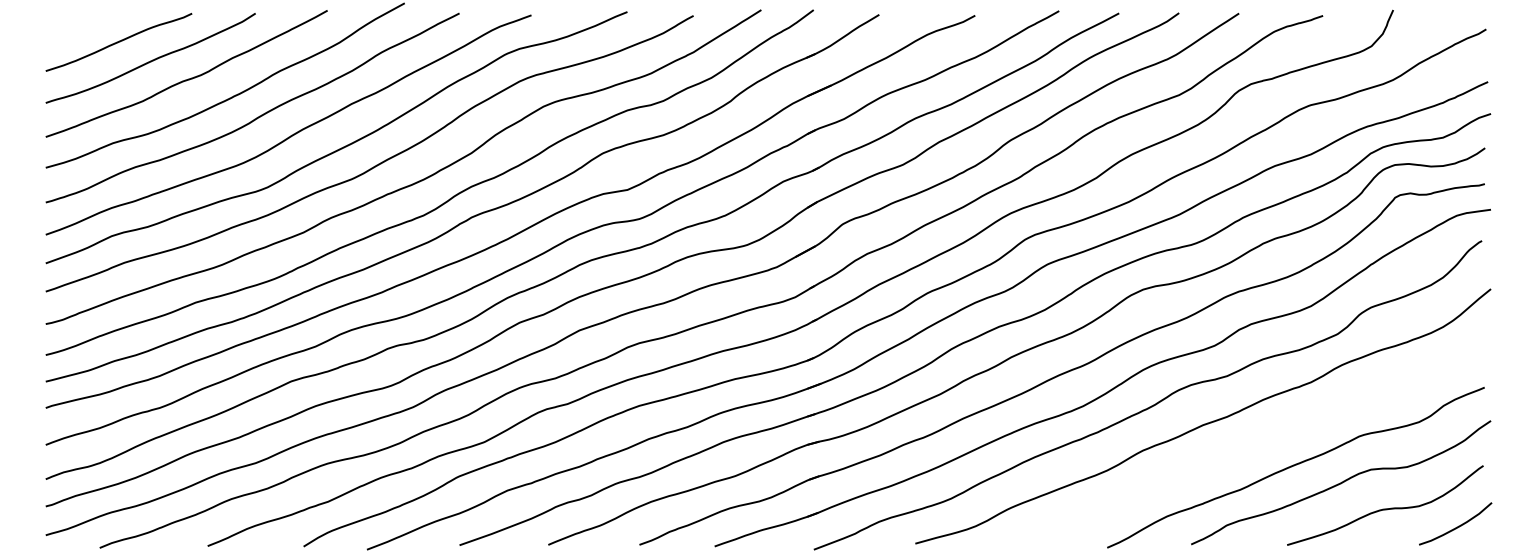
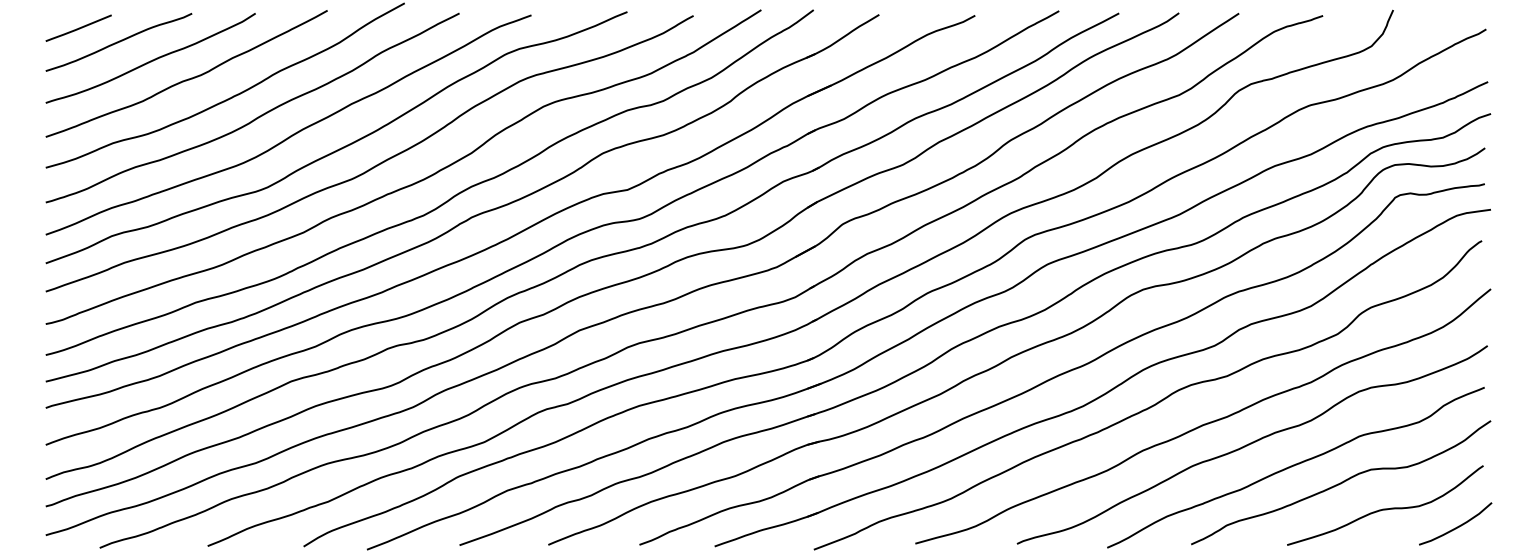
line: none -> present (78, 27)
curve: none -> present (1251, 444)
